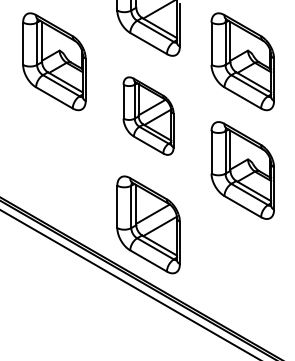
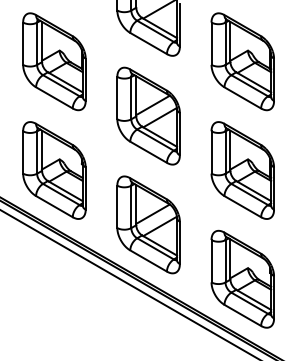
part size: 53x80 px -> 65x100 px (148, 115)
part: none -> present (54, 170)
part: none -> present (242, 278)
